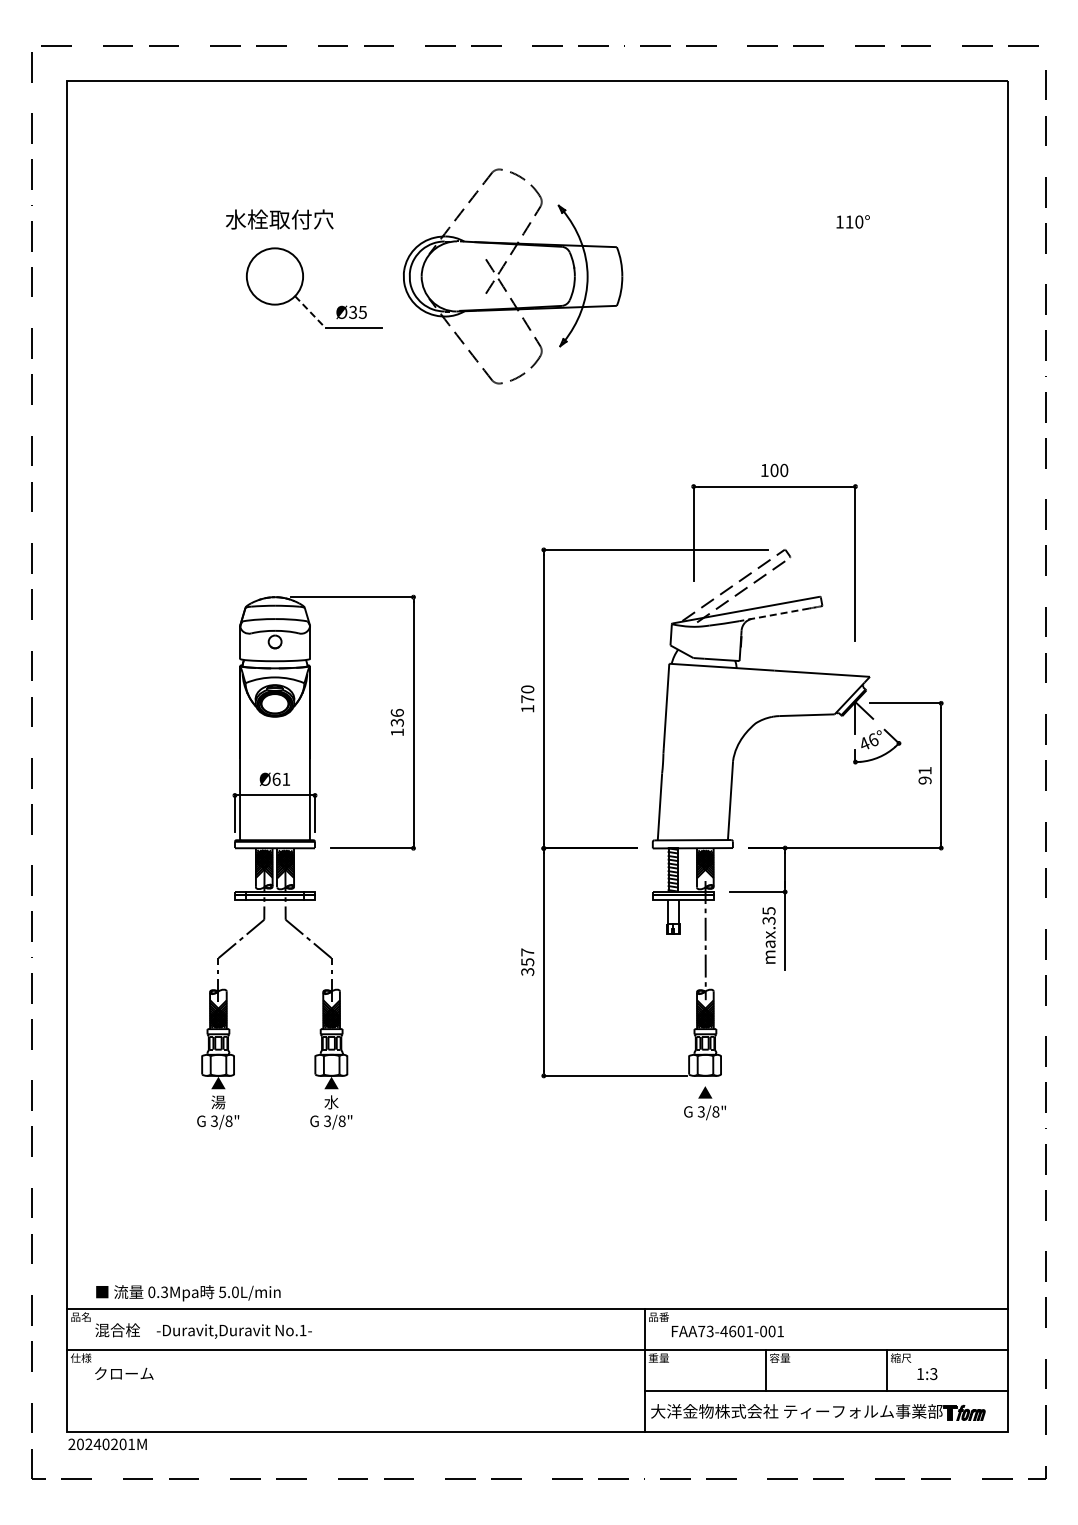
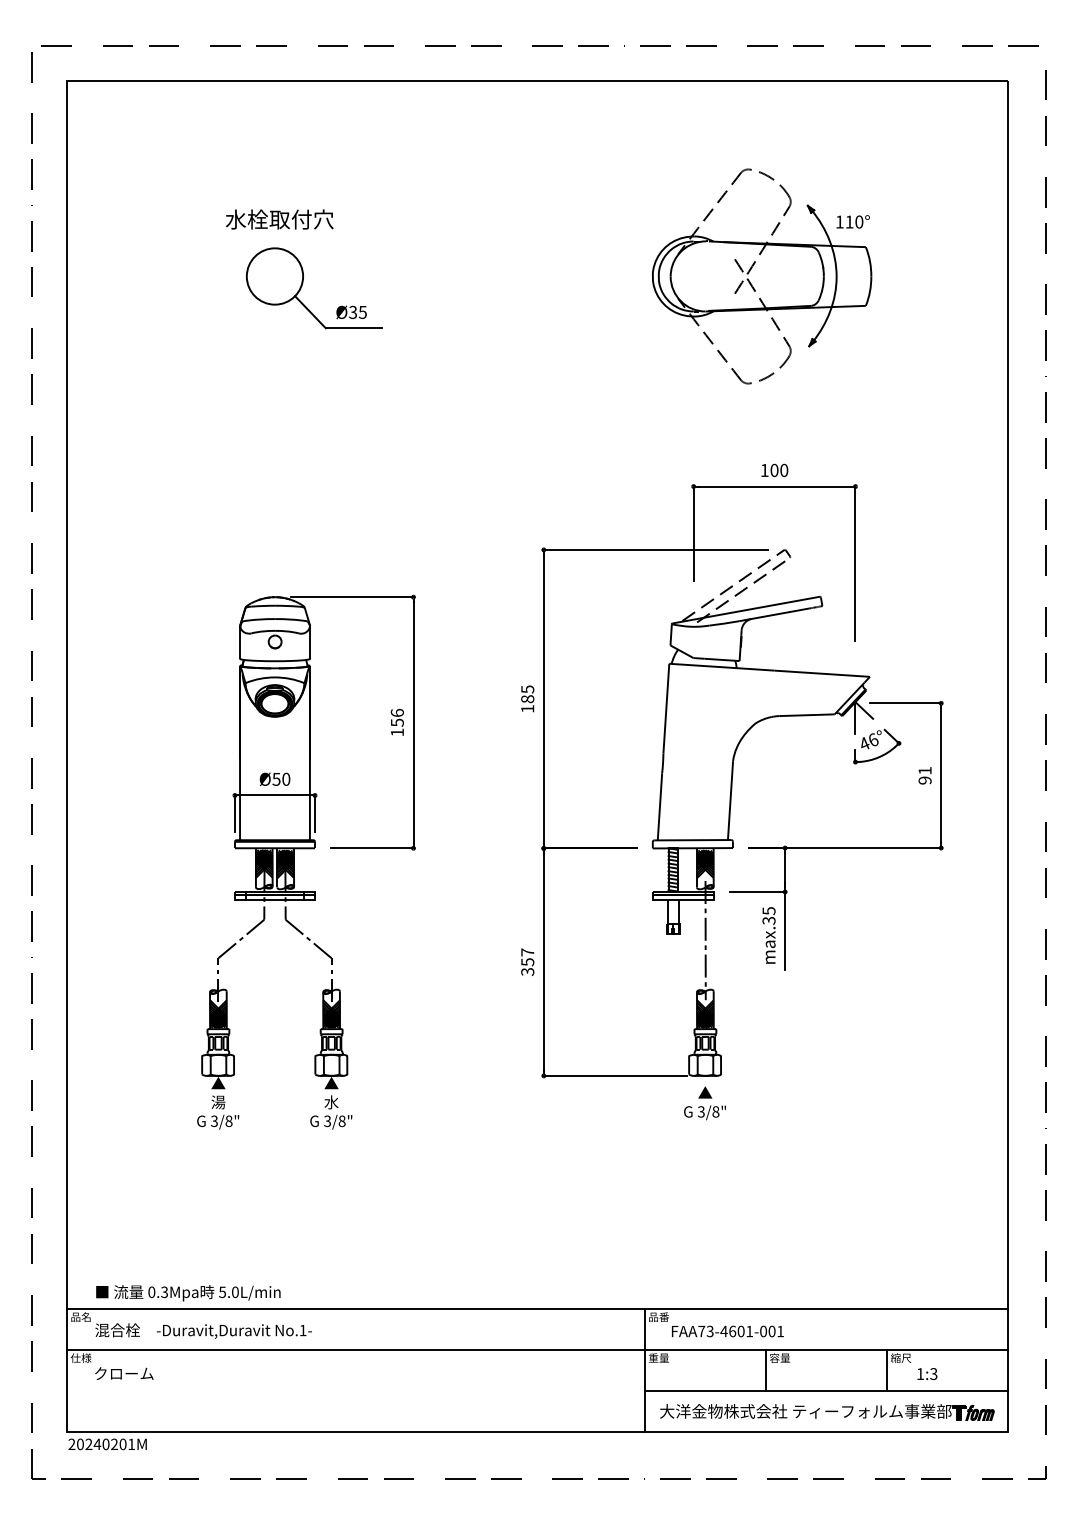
part position: (513, 276) -> (762, 276) (762, 276)
line: dashed -> solid (310, 312)
line: dashed -> solid (774, 614)
text: 170 -> 185 (527, 694)
text: 136 -> 156 (396, 722)
text: Ø61 -> Ø50 (281, 778)
part position: (818, 1412) -> (827, 1412) (827, 1412)
